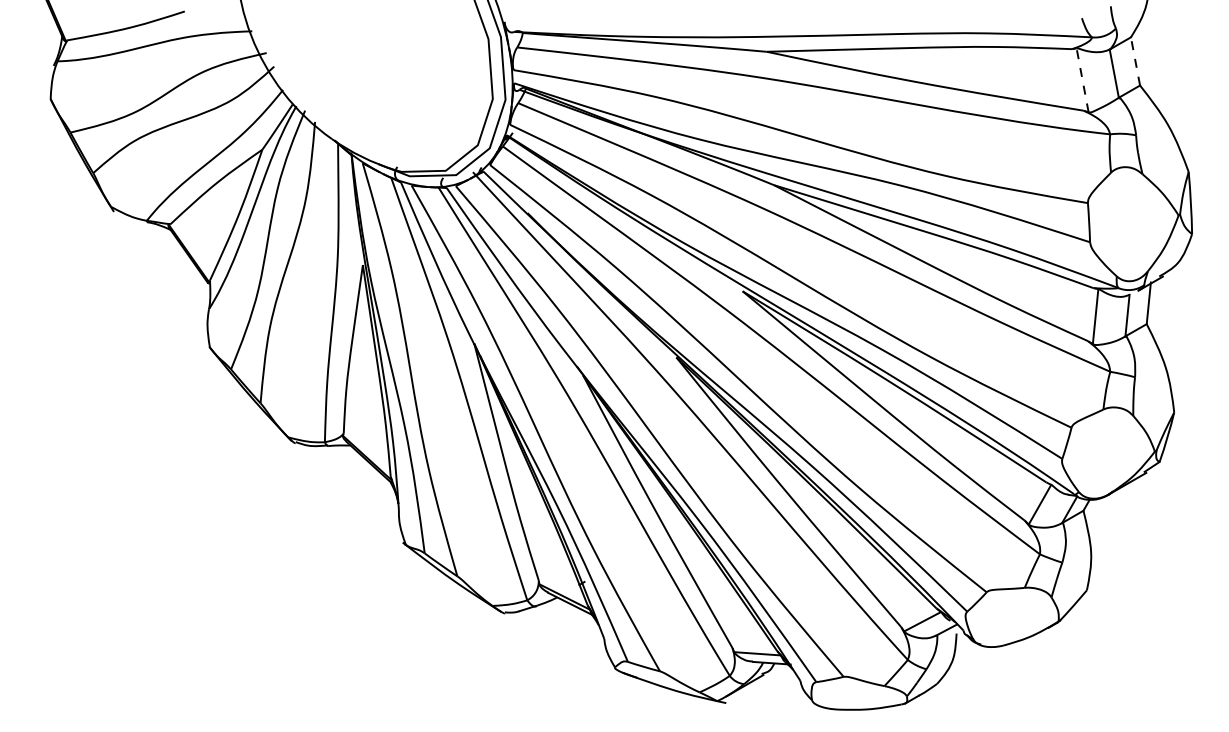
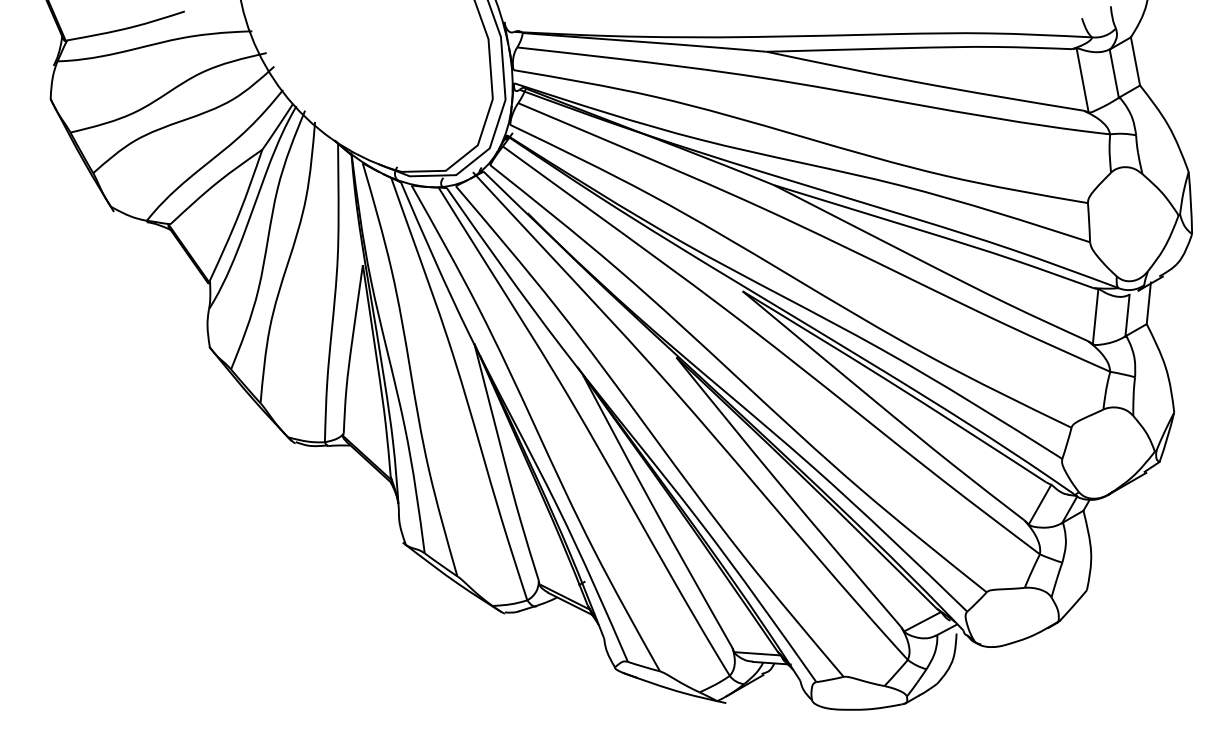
line: dashed -> solid (1135, 61)
line: dashed -> solid (1082, 80)
